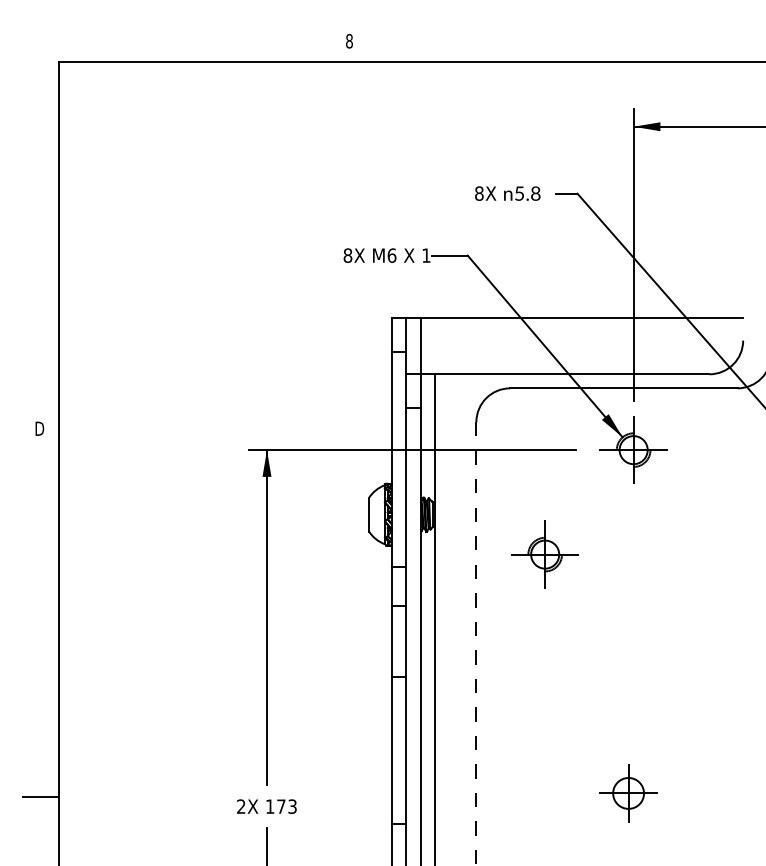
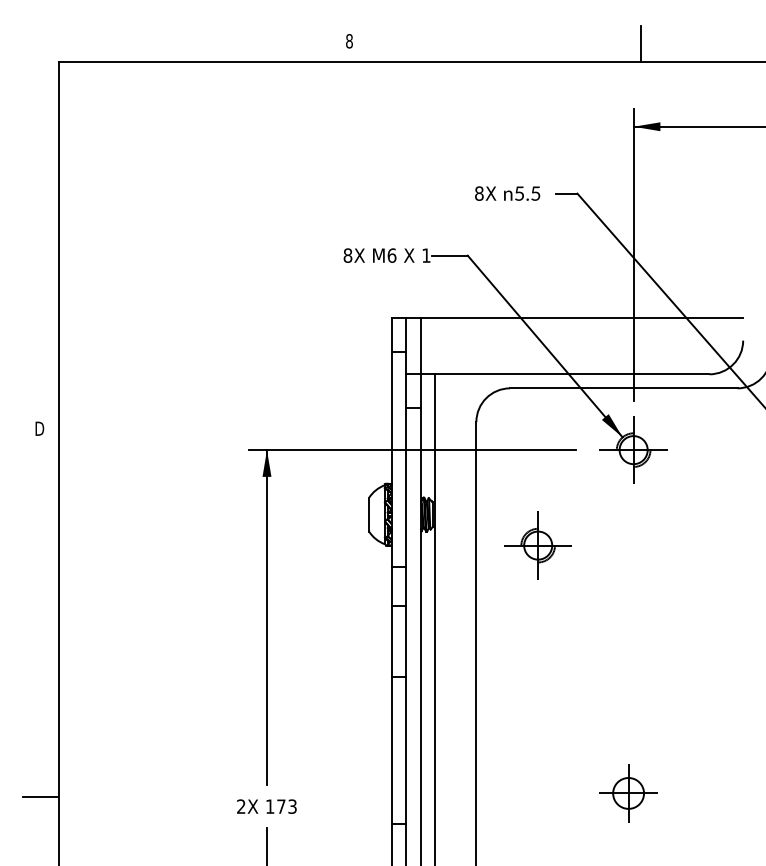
line: none -> present (640, 43)
text: 5.8 -> 5.5 (535, 193)
part position: (544, 554) -> (537, 545) (537, 545)
line: dashed -> solid (476, 644)
